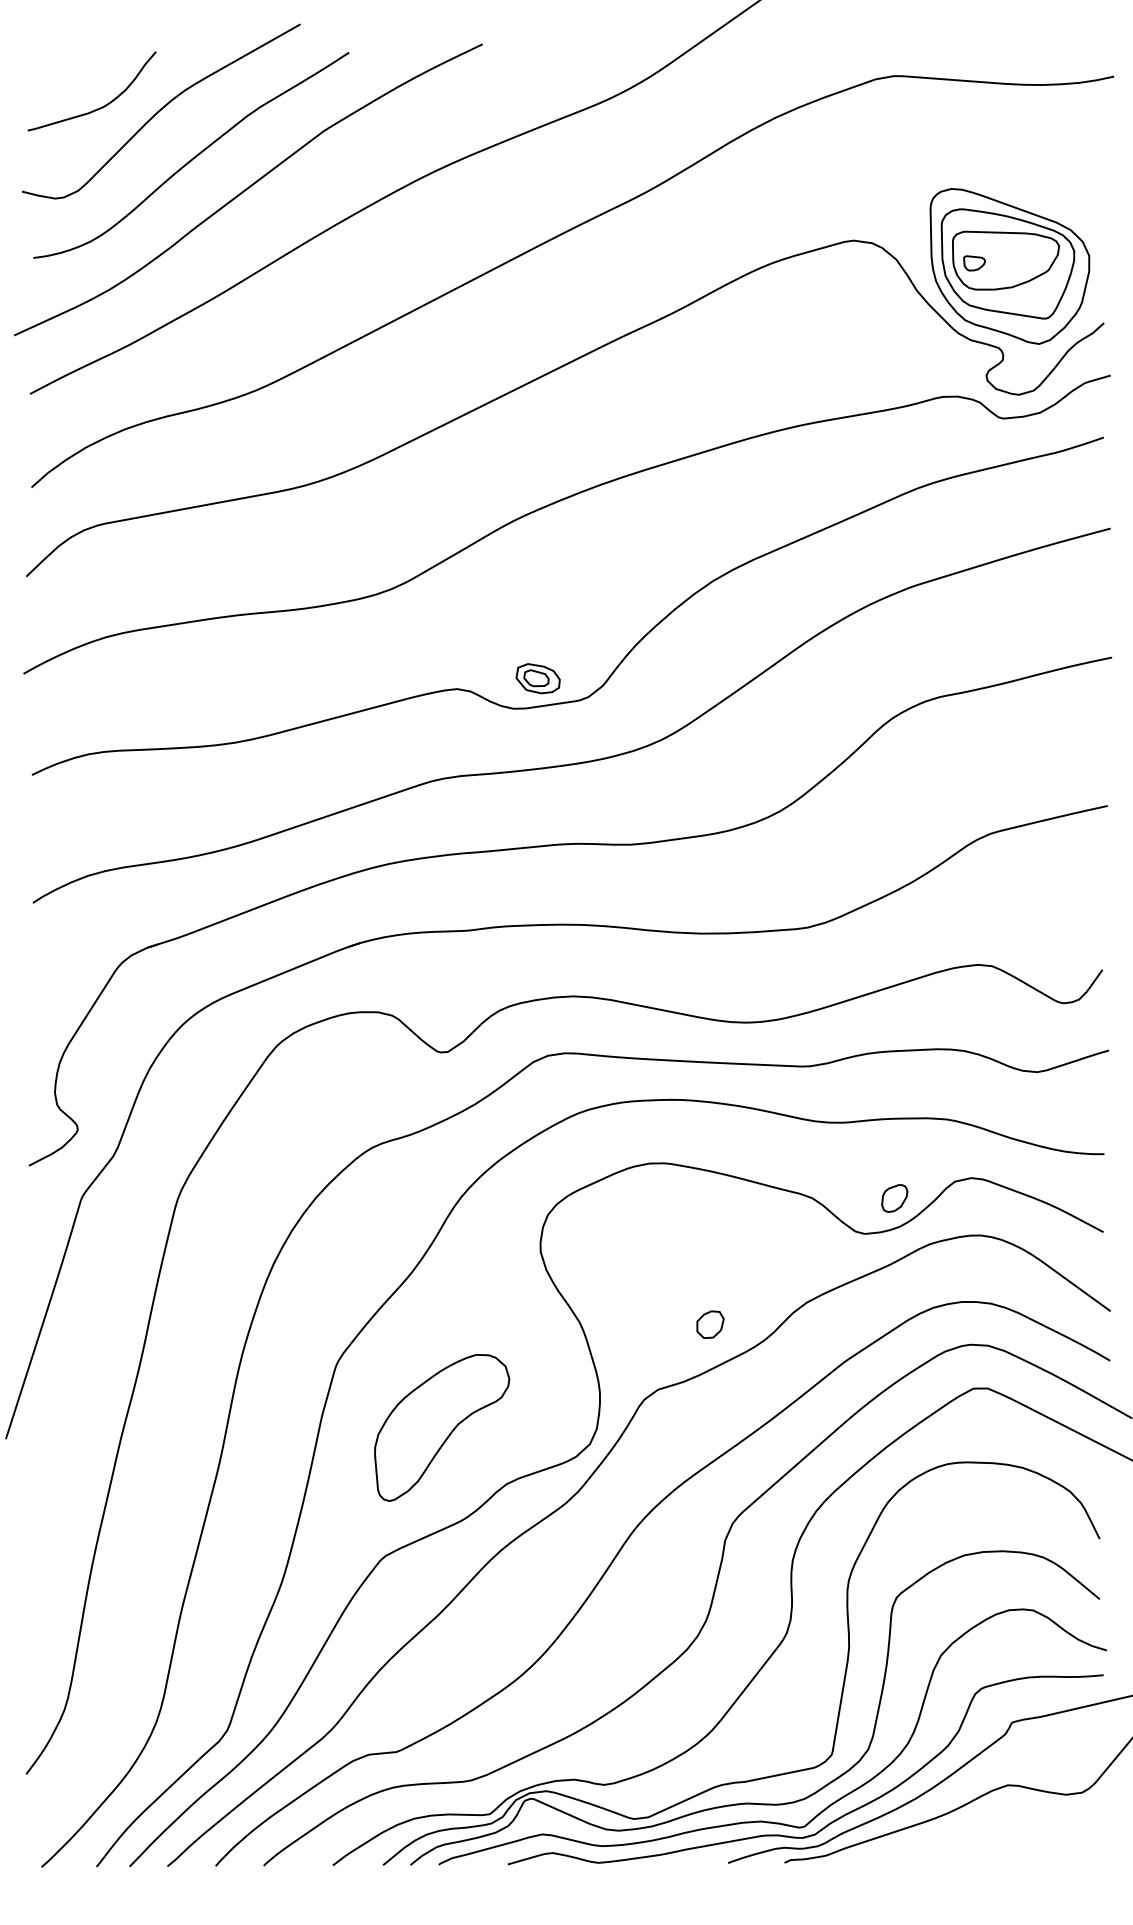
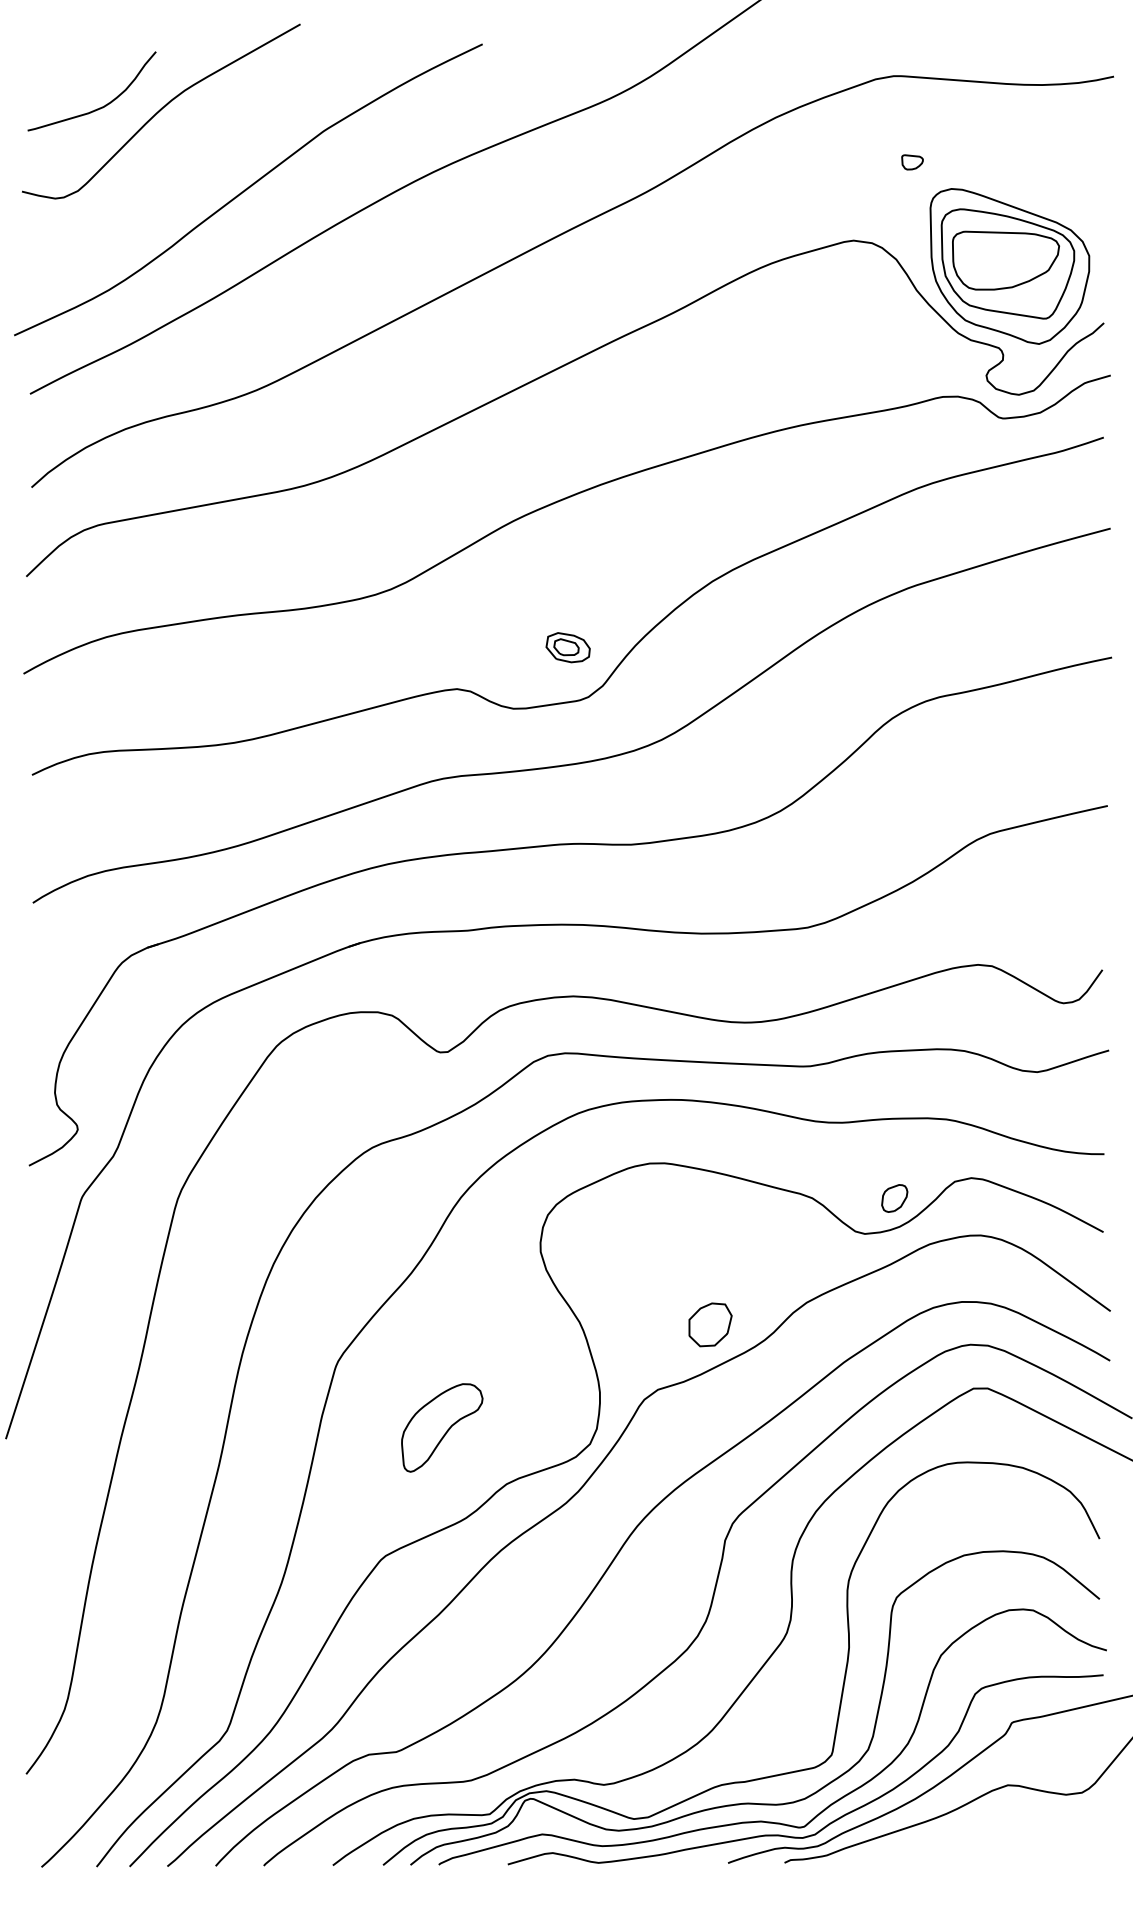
curve: present -> none (193, 157)
part position: (974, 263) -> (912, 162) (912, 162)
part position: (537, 678) -> (567, 647) (567, 647)
part size: 29x29 px -> 45x46 px (710, 1324)
part size: 137x148 px -> 83x90 px (442, 1427)
